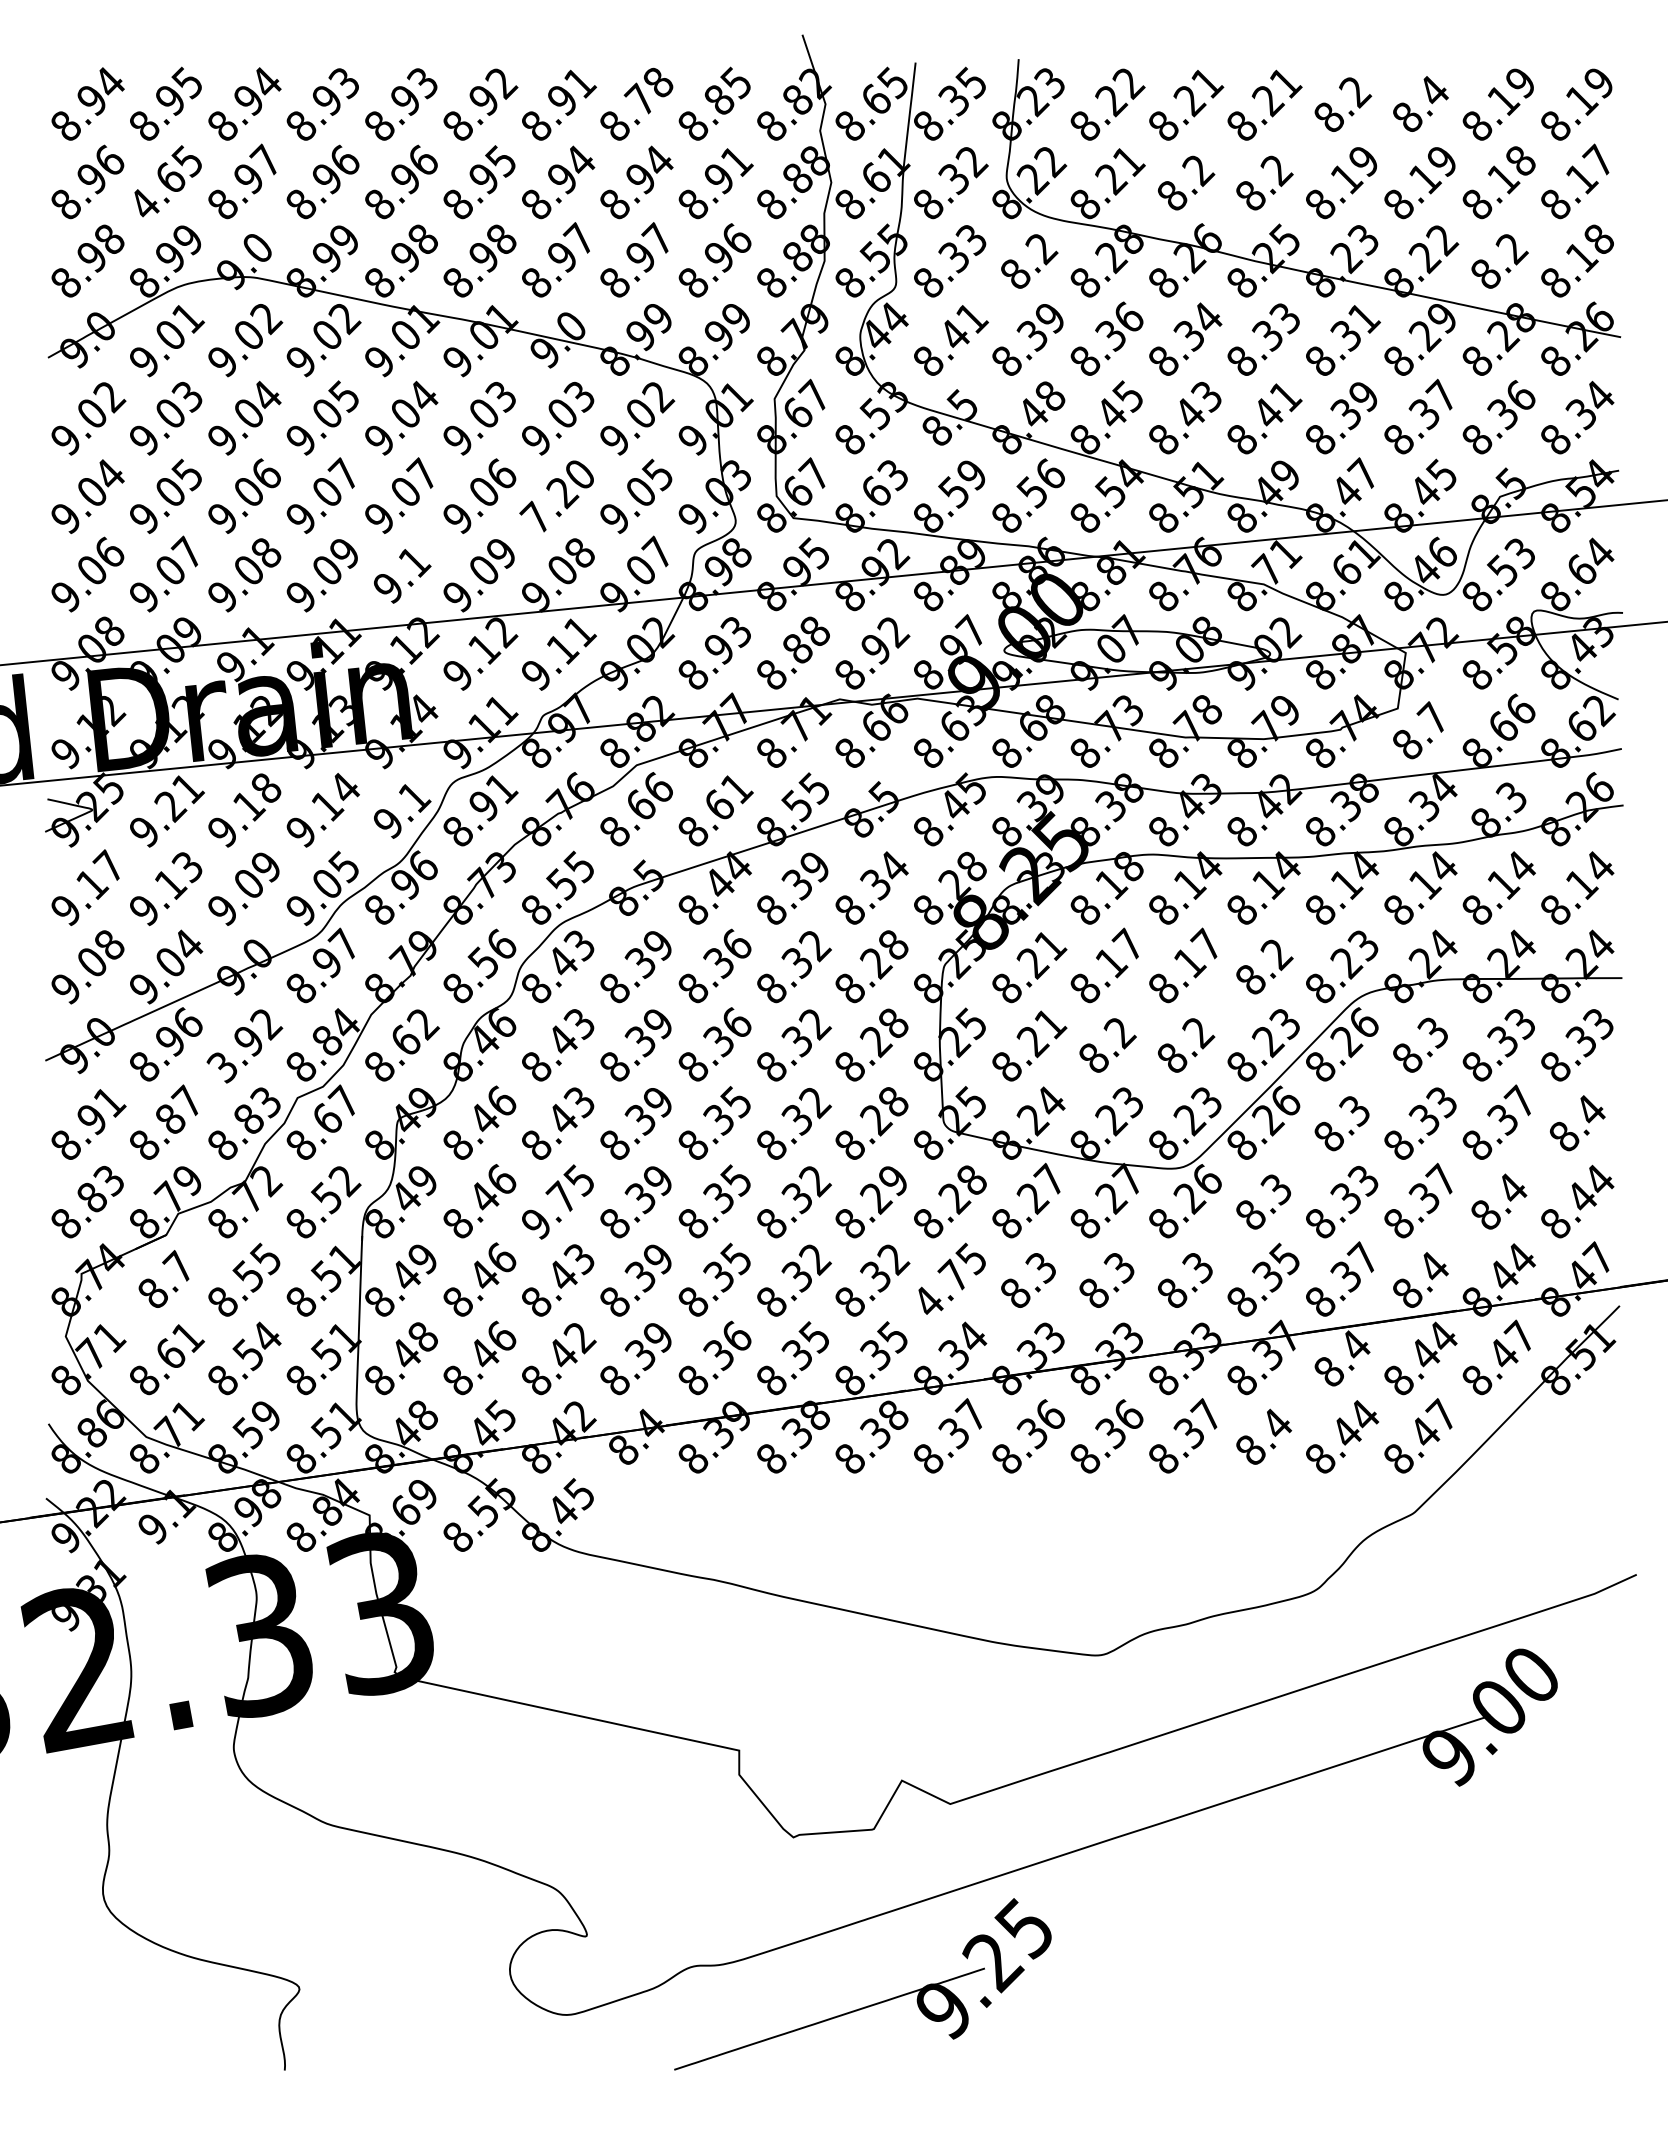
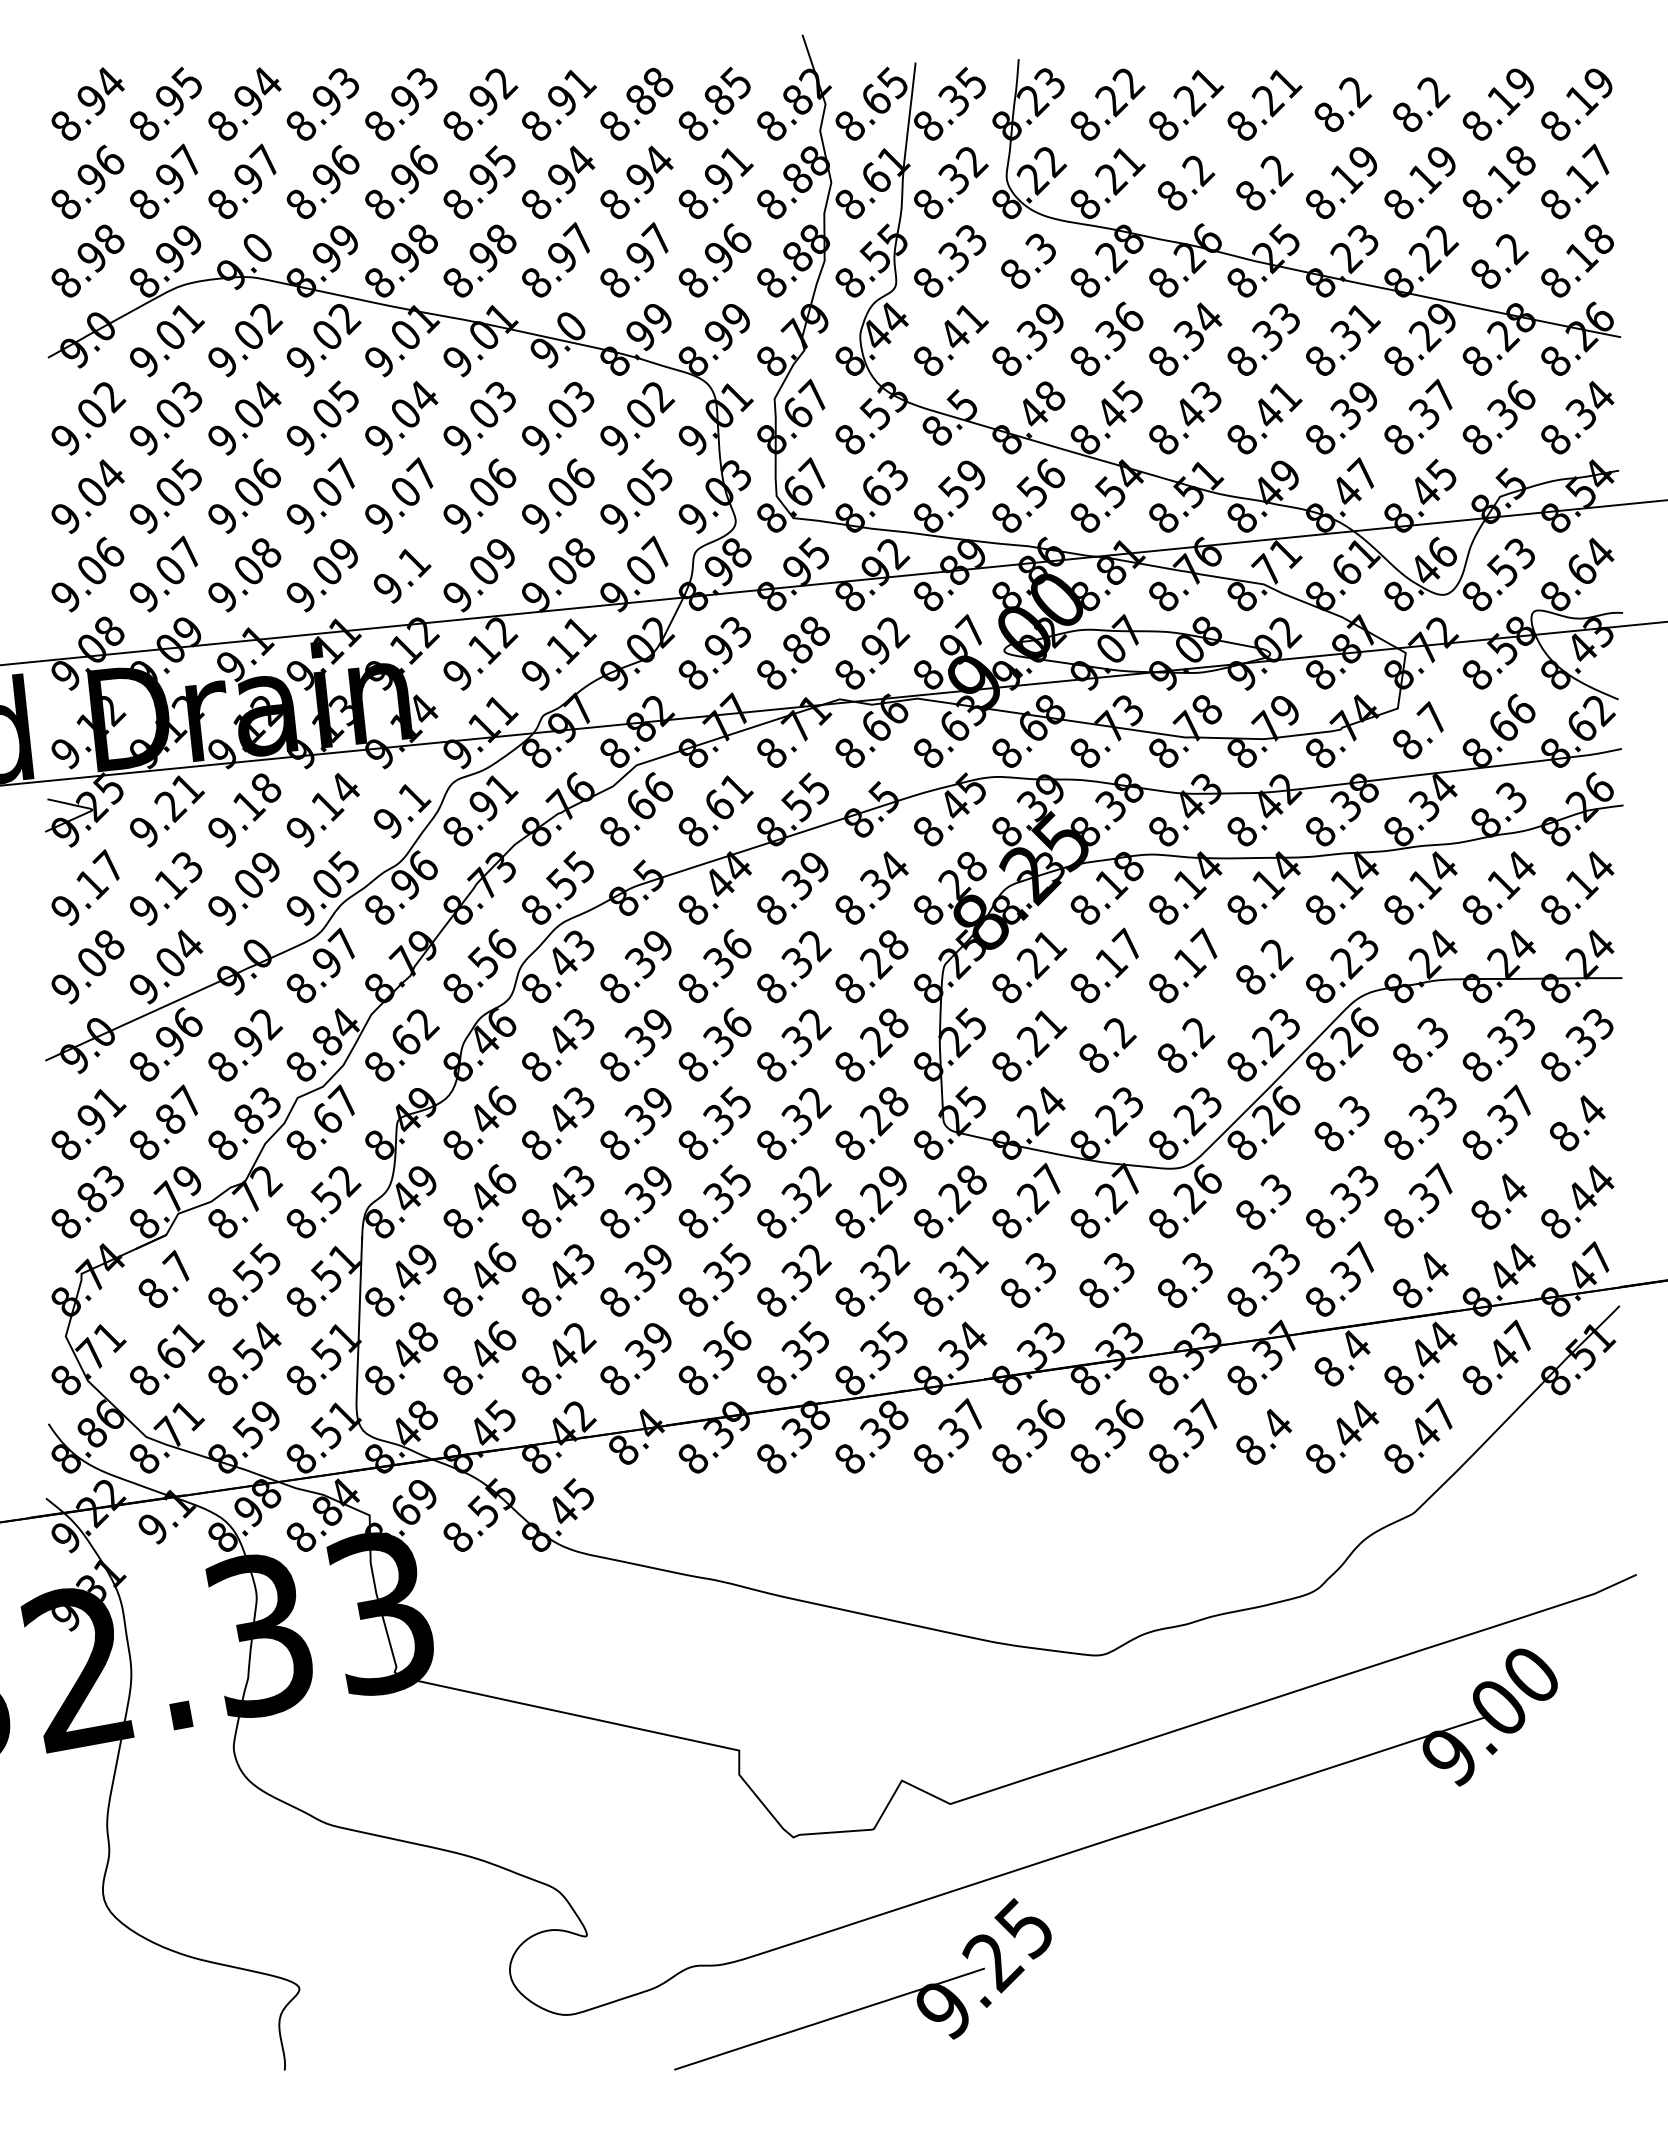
text: 8.4 -> 8.2 (1433, 92)
text: 8.78 -> 8.88 (639, 98)
text: 4.65 -> 8.97 (165, 181)
text: 8.2 -> 8.3 (1041, 249)
text: 7.20 -> 9.06 (556, 496)
text: 3.92 -> 8.92 (221, 1067)
text: 9.75 -> 8.43 (558, 1201)
text: 8.35 -> 8.33 (1284, 1258)
text: 4.75 -> 8.31 (951, 1279)
